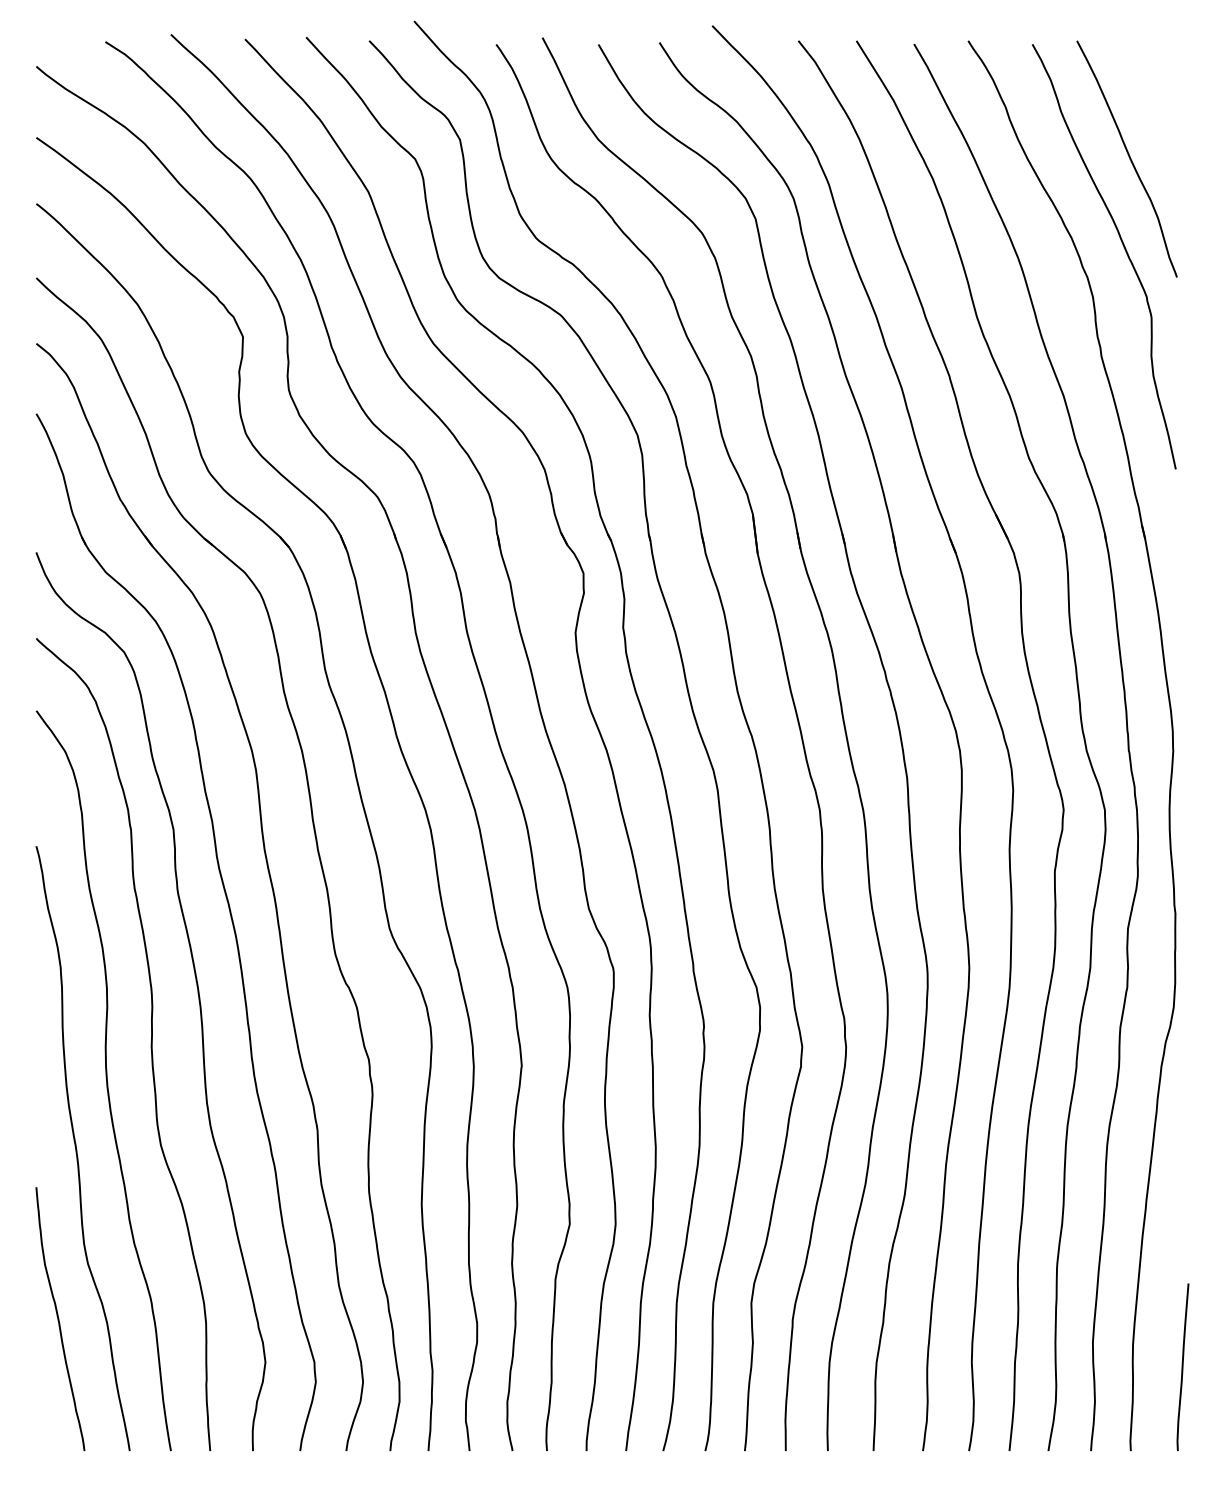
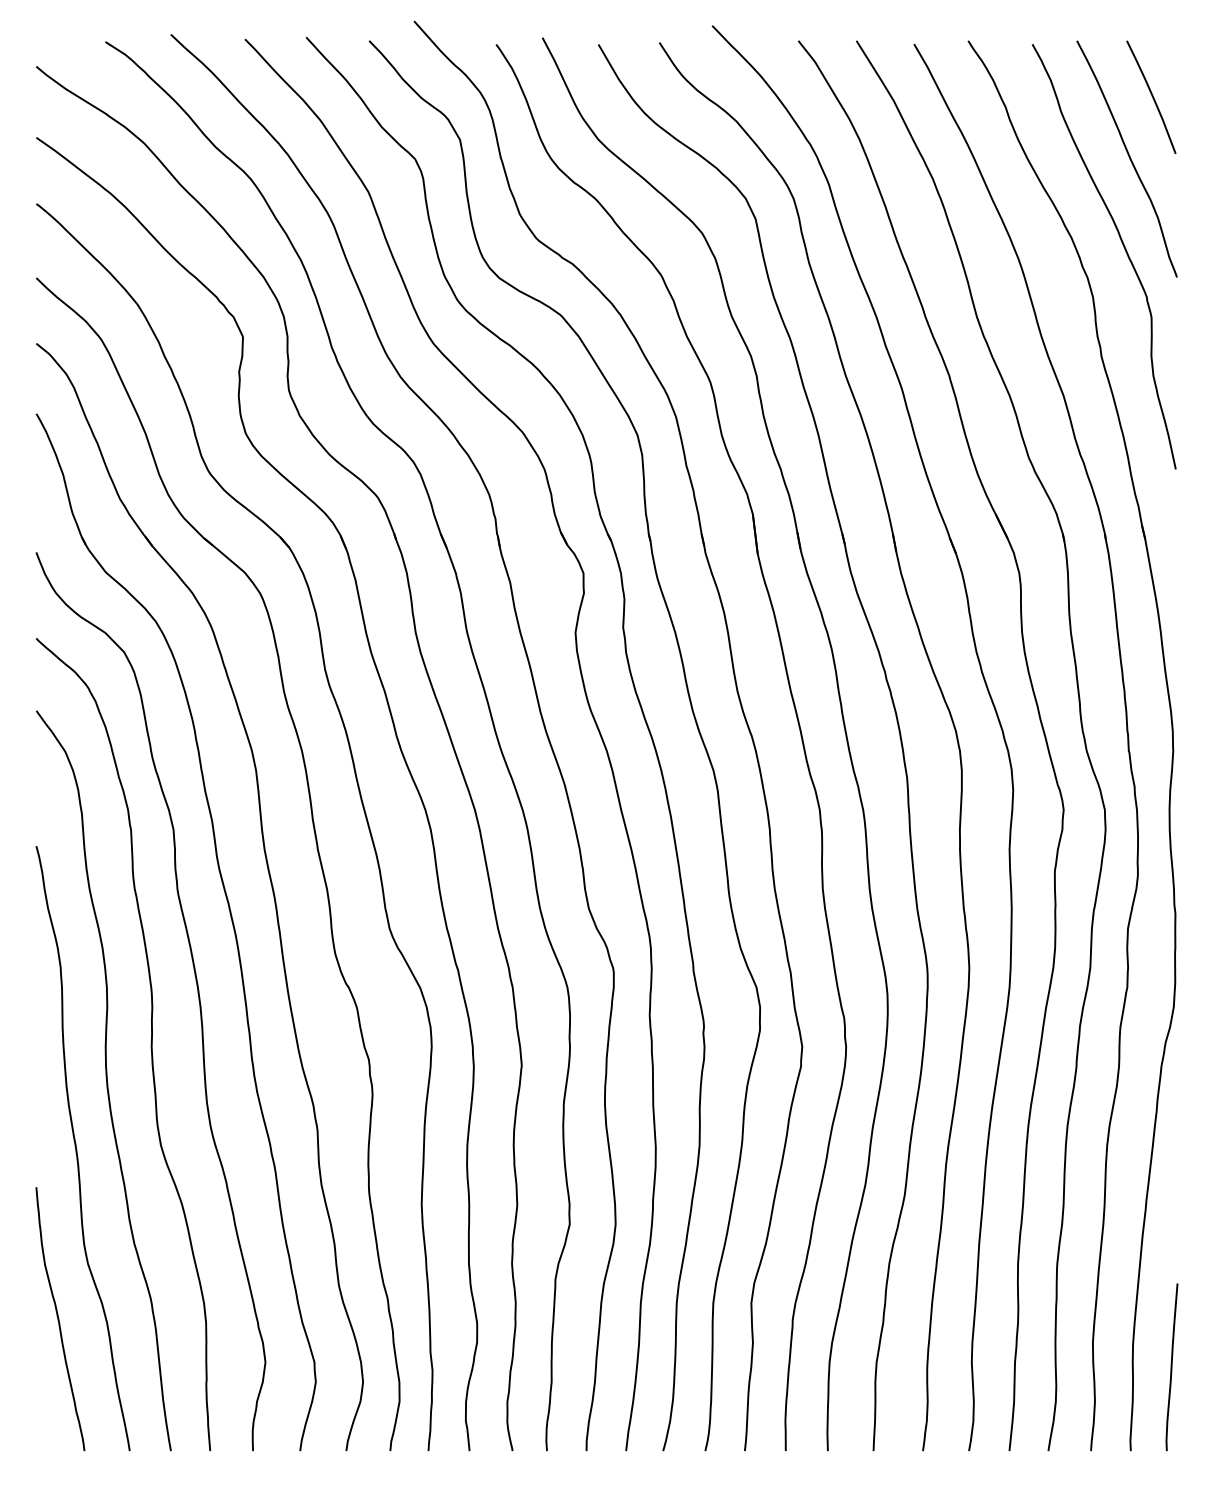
curve: none -> present (1151, 96)
line position: (1182, 1367) -> (1171, 1367) (1171, 1367)
